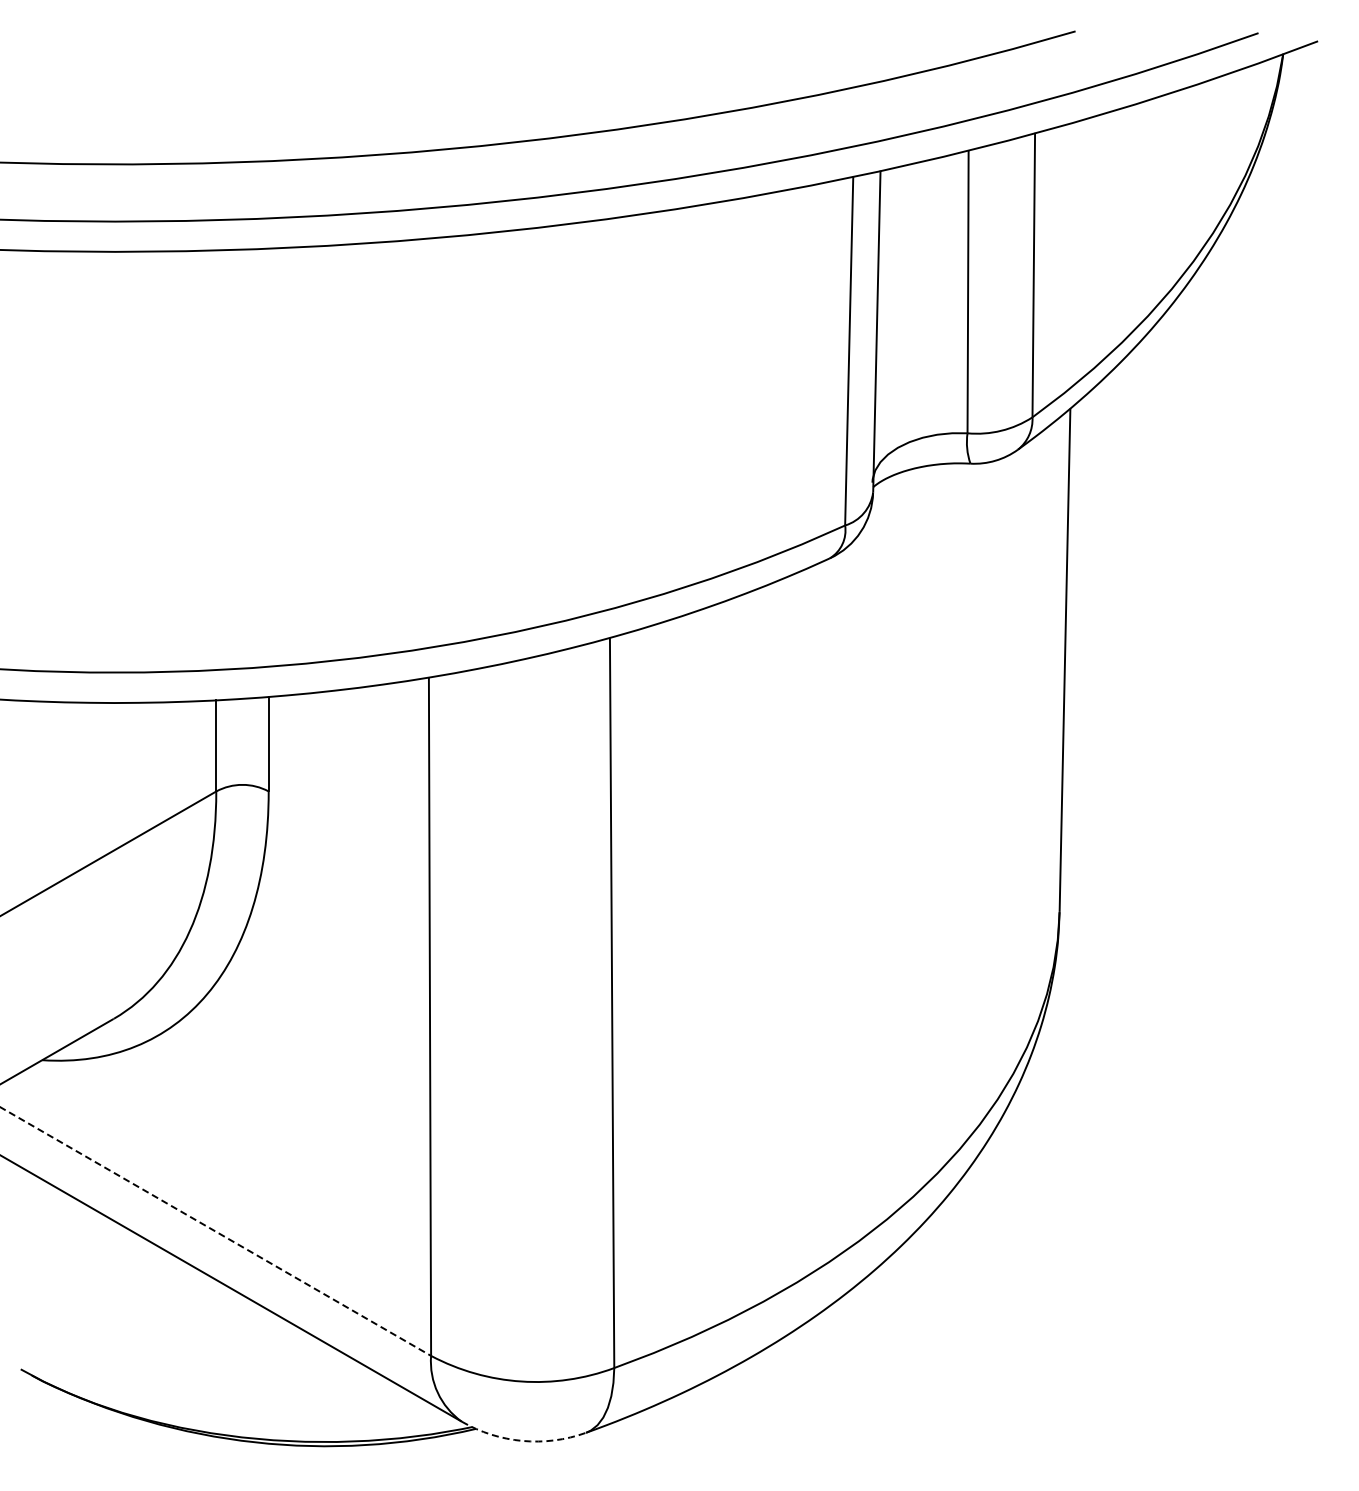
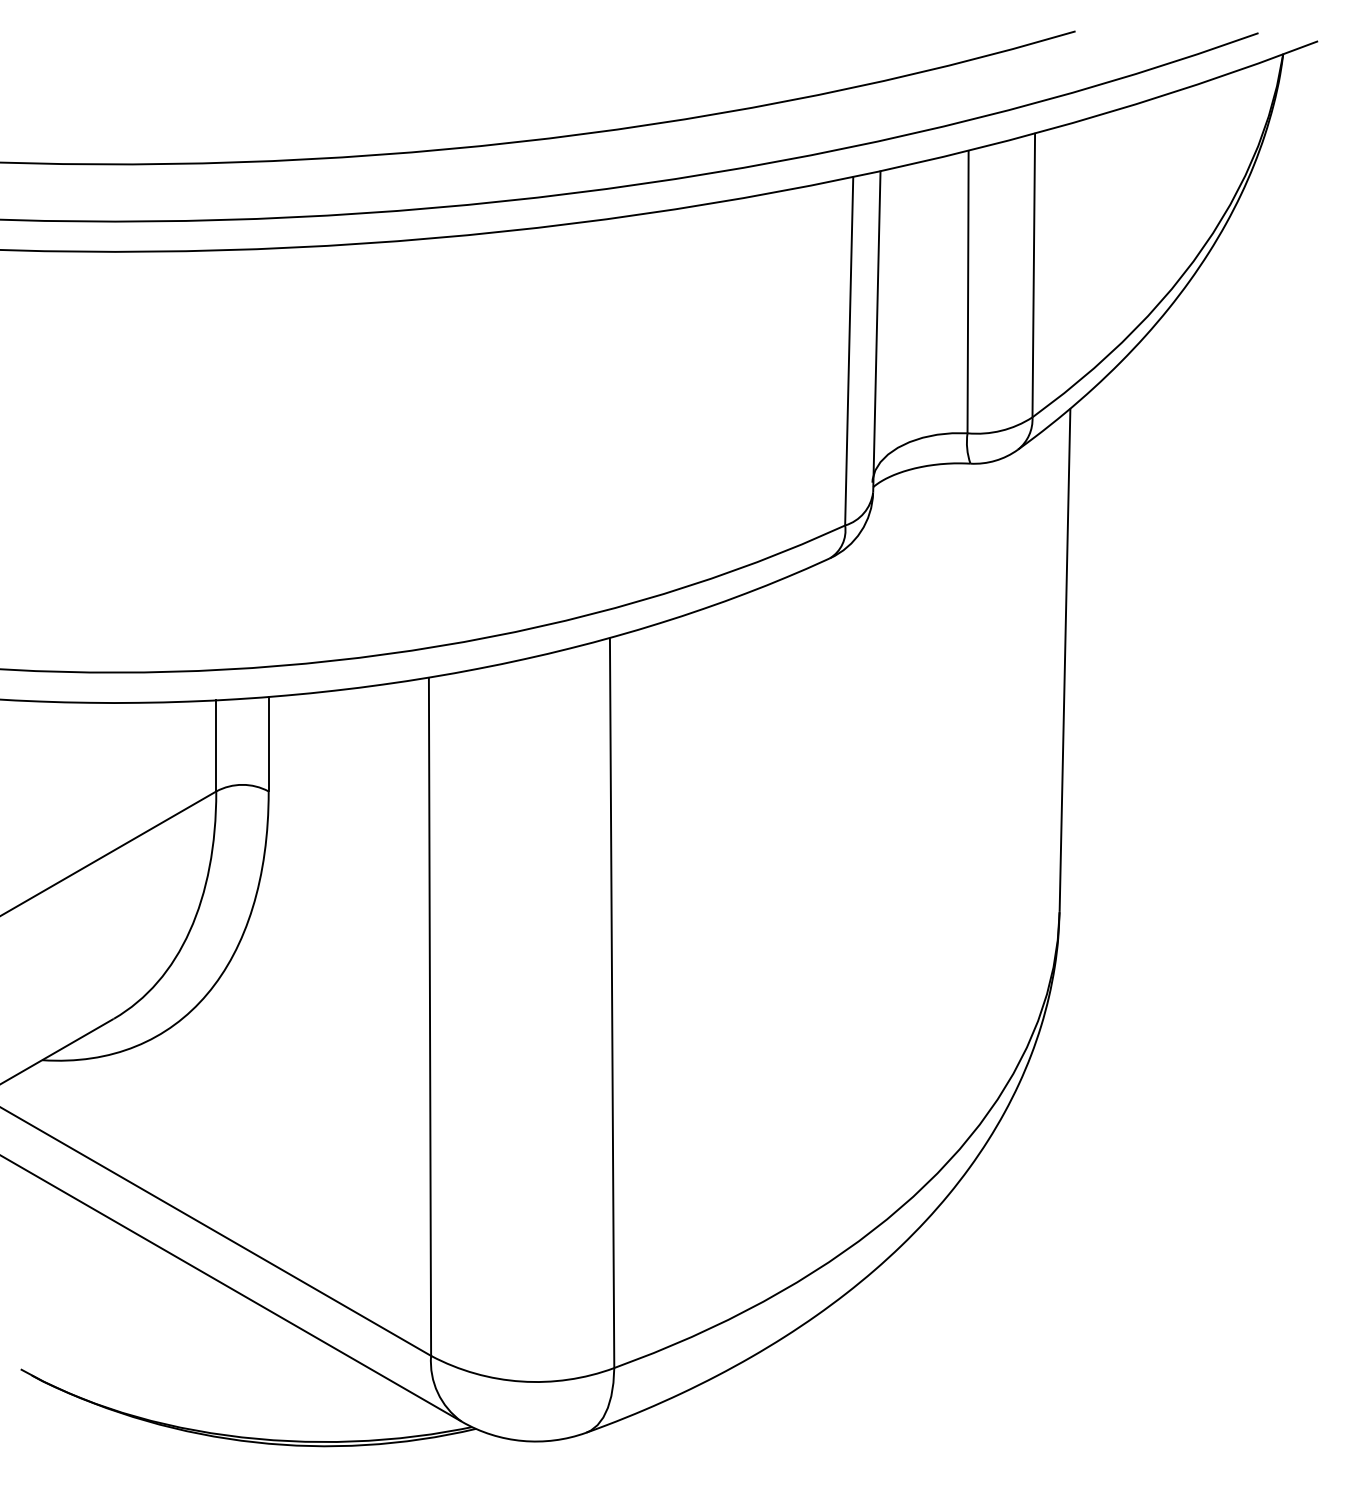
line: dashed -> solid (215, 1231)
arc: dashed -> solid (522, 1440)
